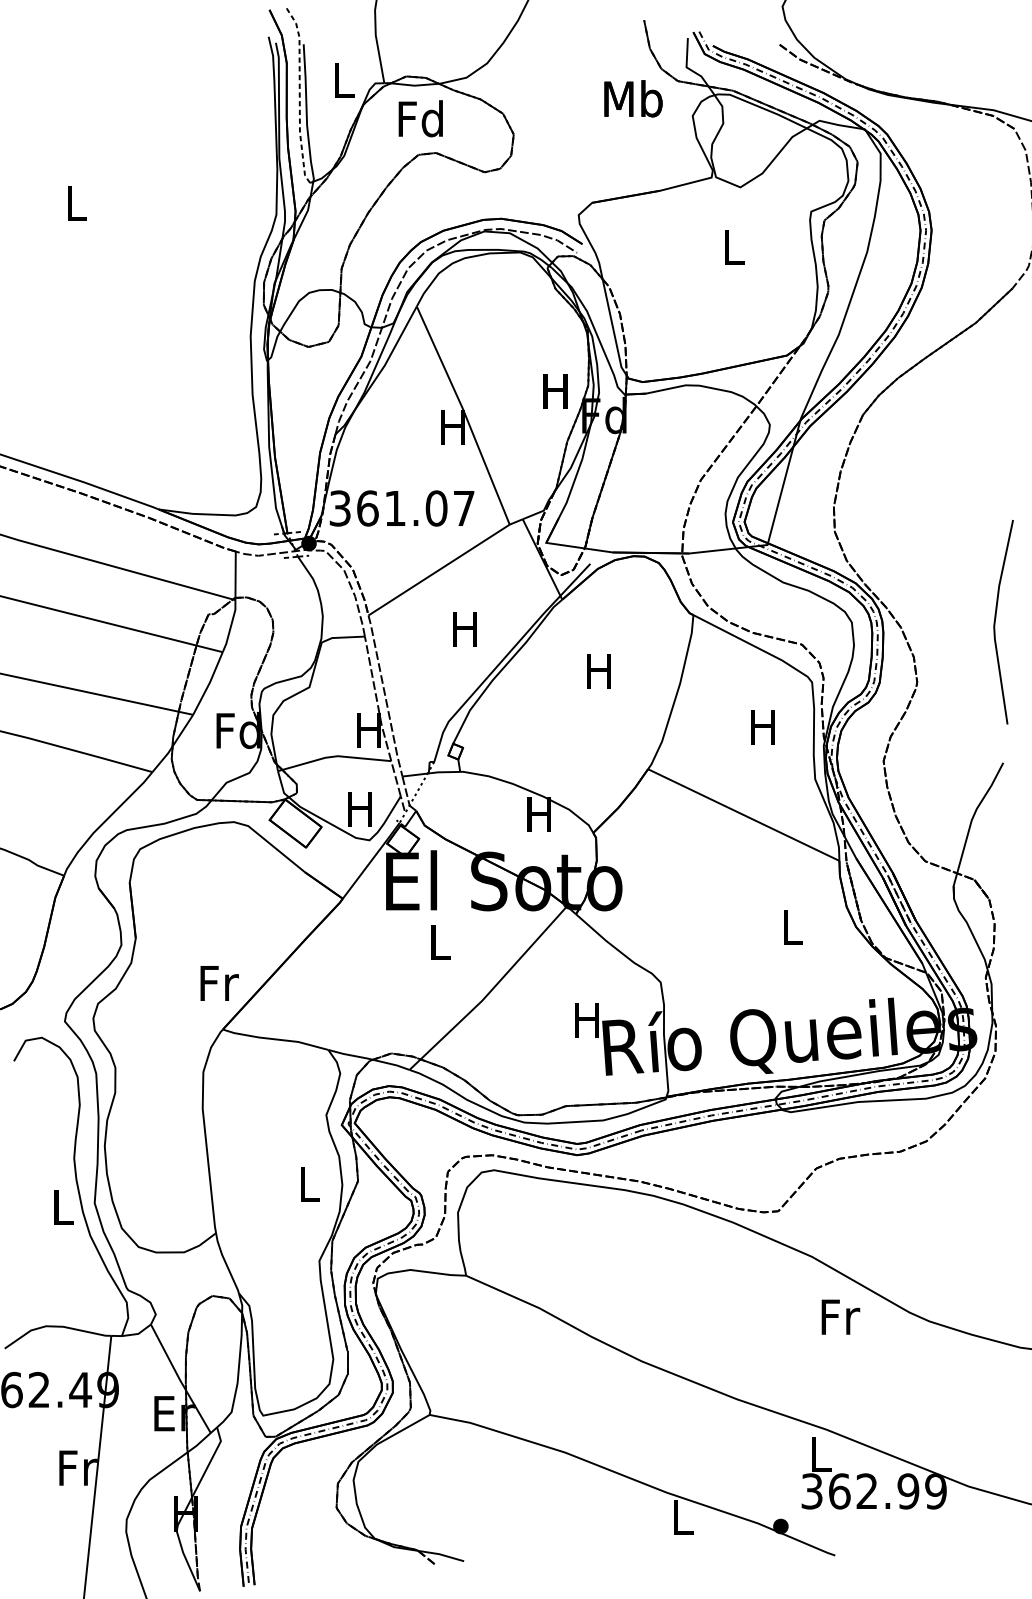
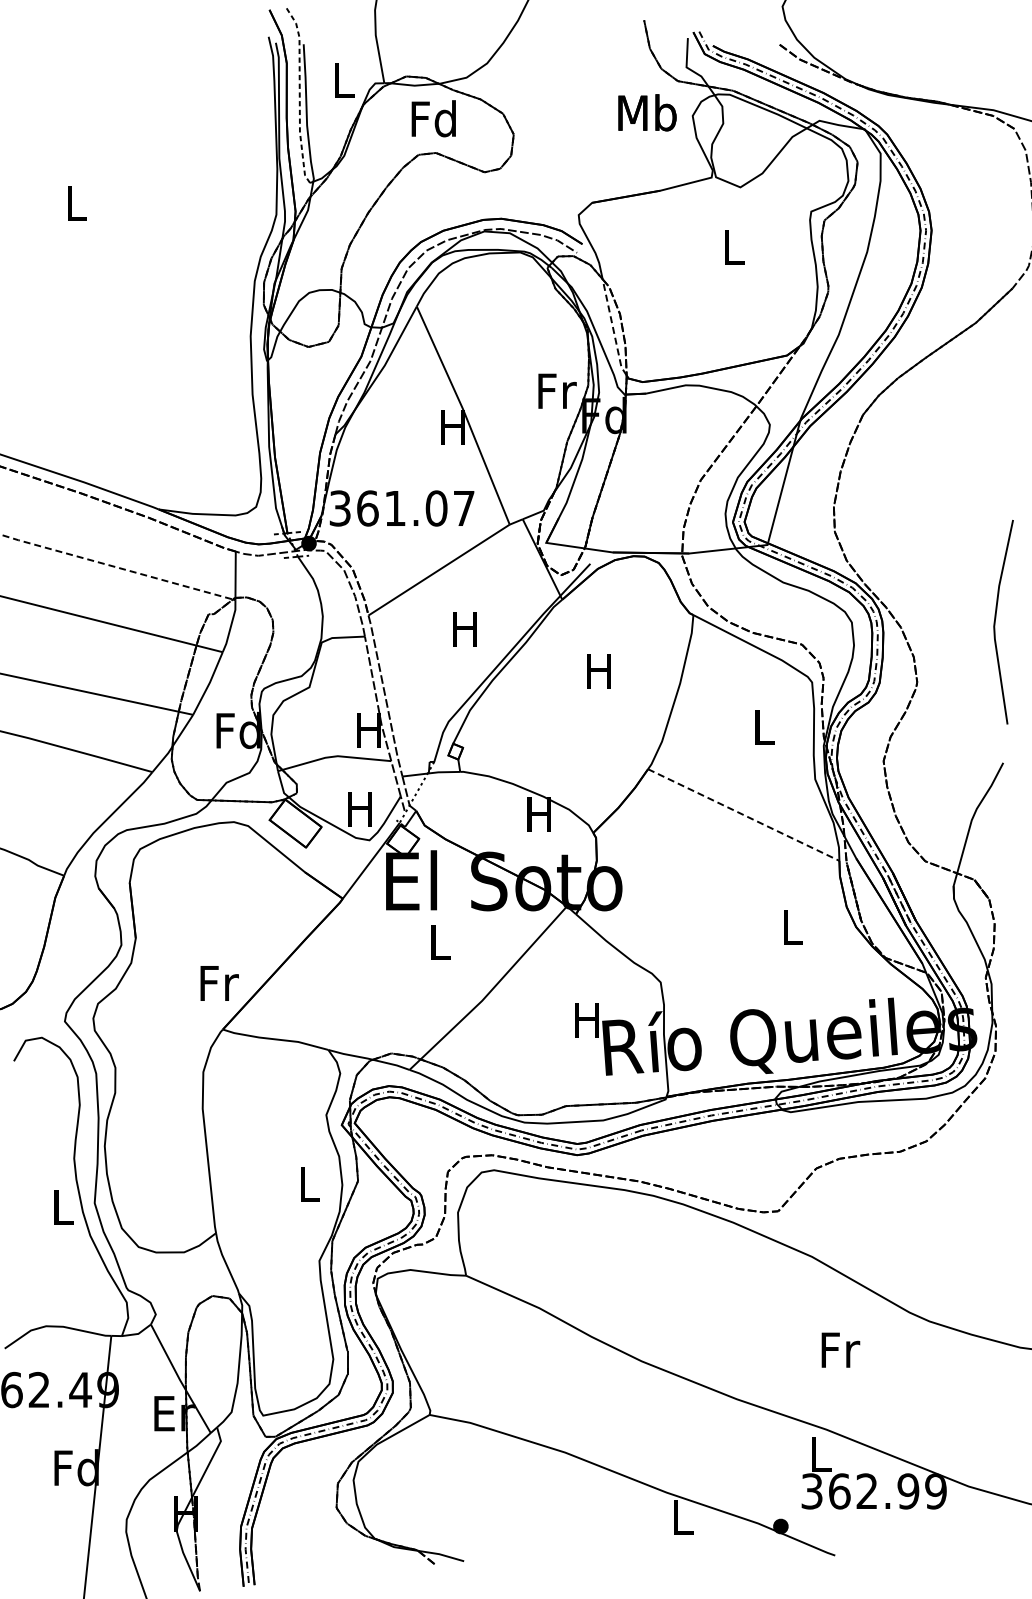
text position: (633, 98) -> (647, 112) (647, 112)
text position: (420, 118) -> (433, 118) (433, 118)
line: solid -> dashed (613, 328)
text: H -> Fr (557, 390)
line: solid -> dashed (116, 567)
text: H -> L (762, 727)
line: solid -> dashed (744, 815)
text position: (840, 1316) -> (840, 1349) (840, 1349)
text: Fr -> Fd (76, 1467)
